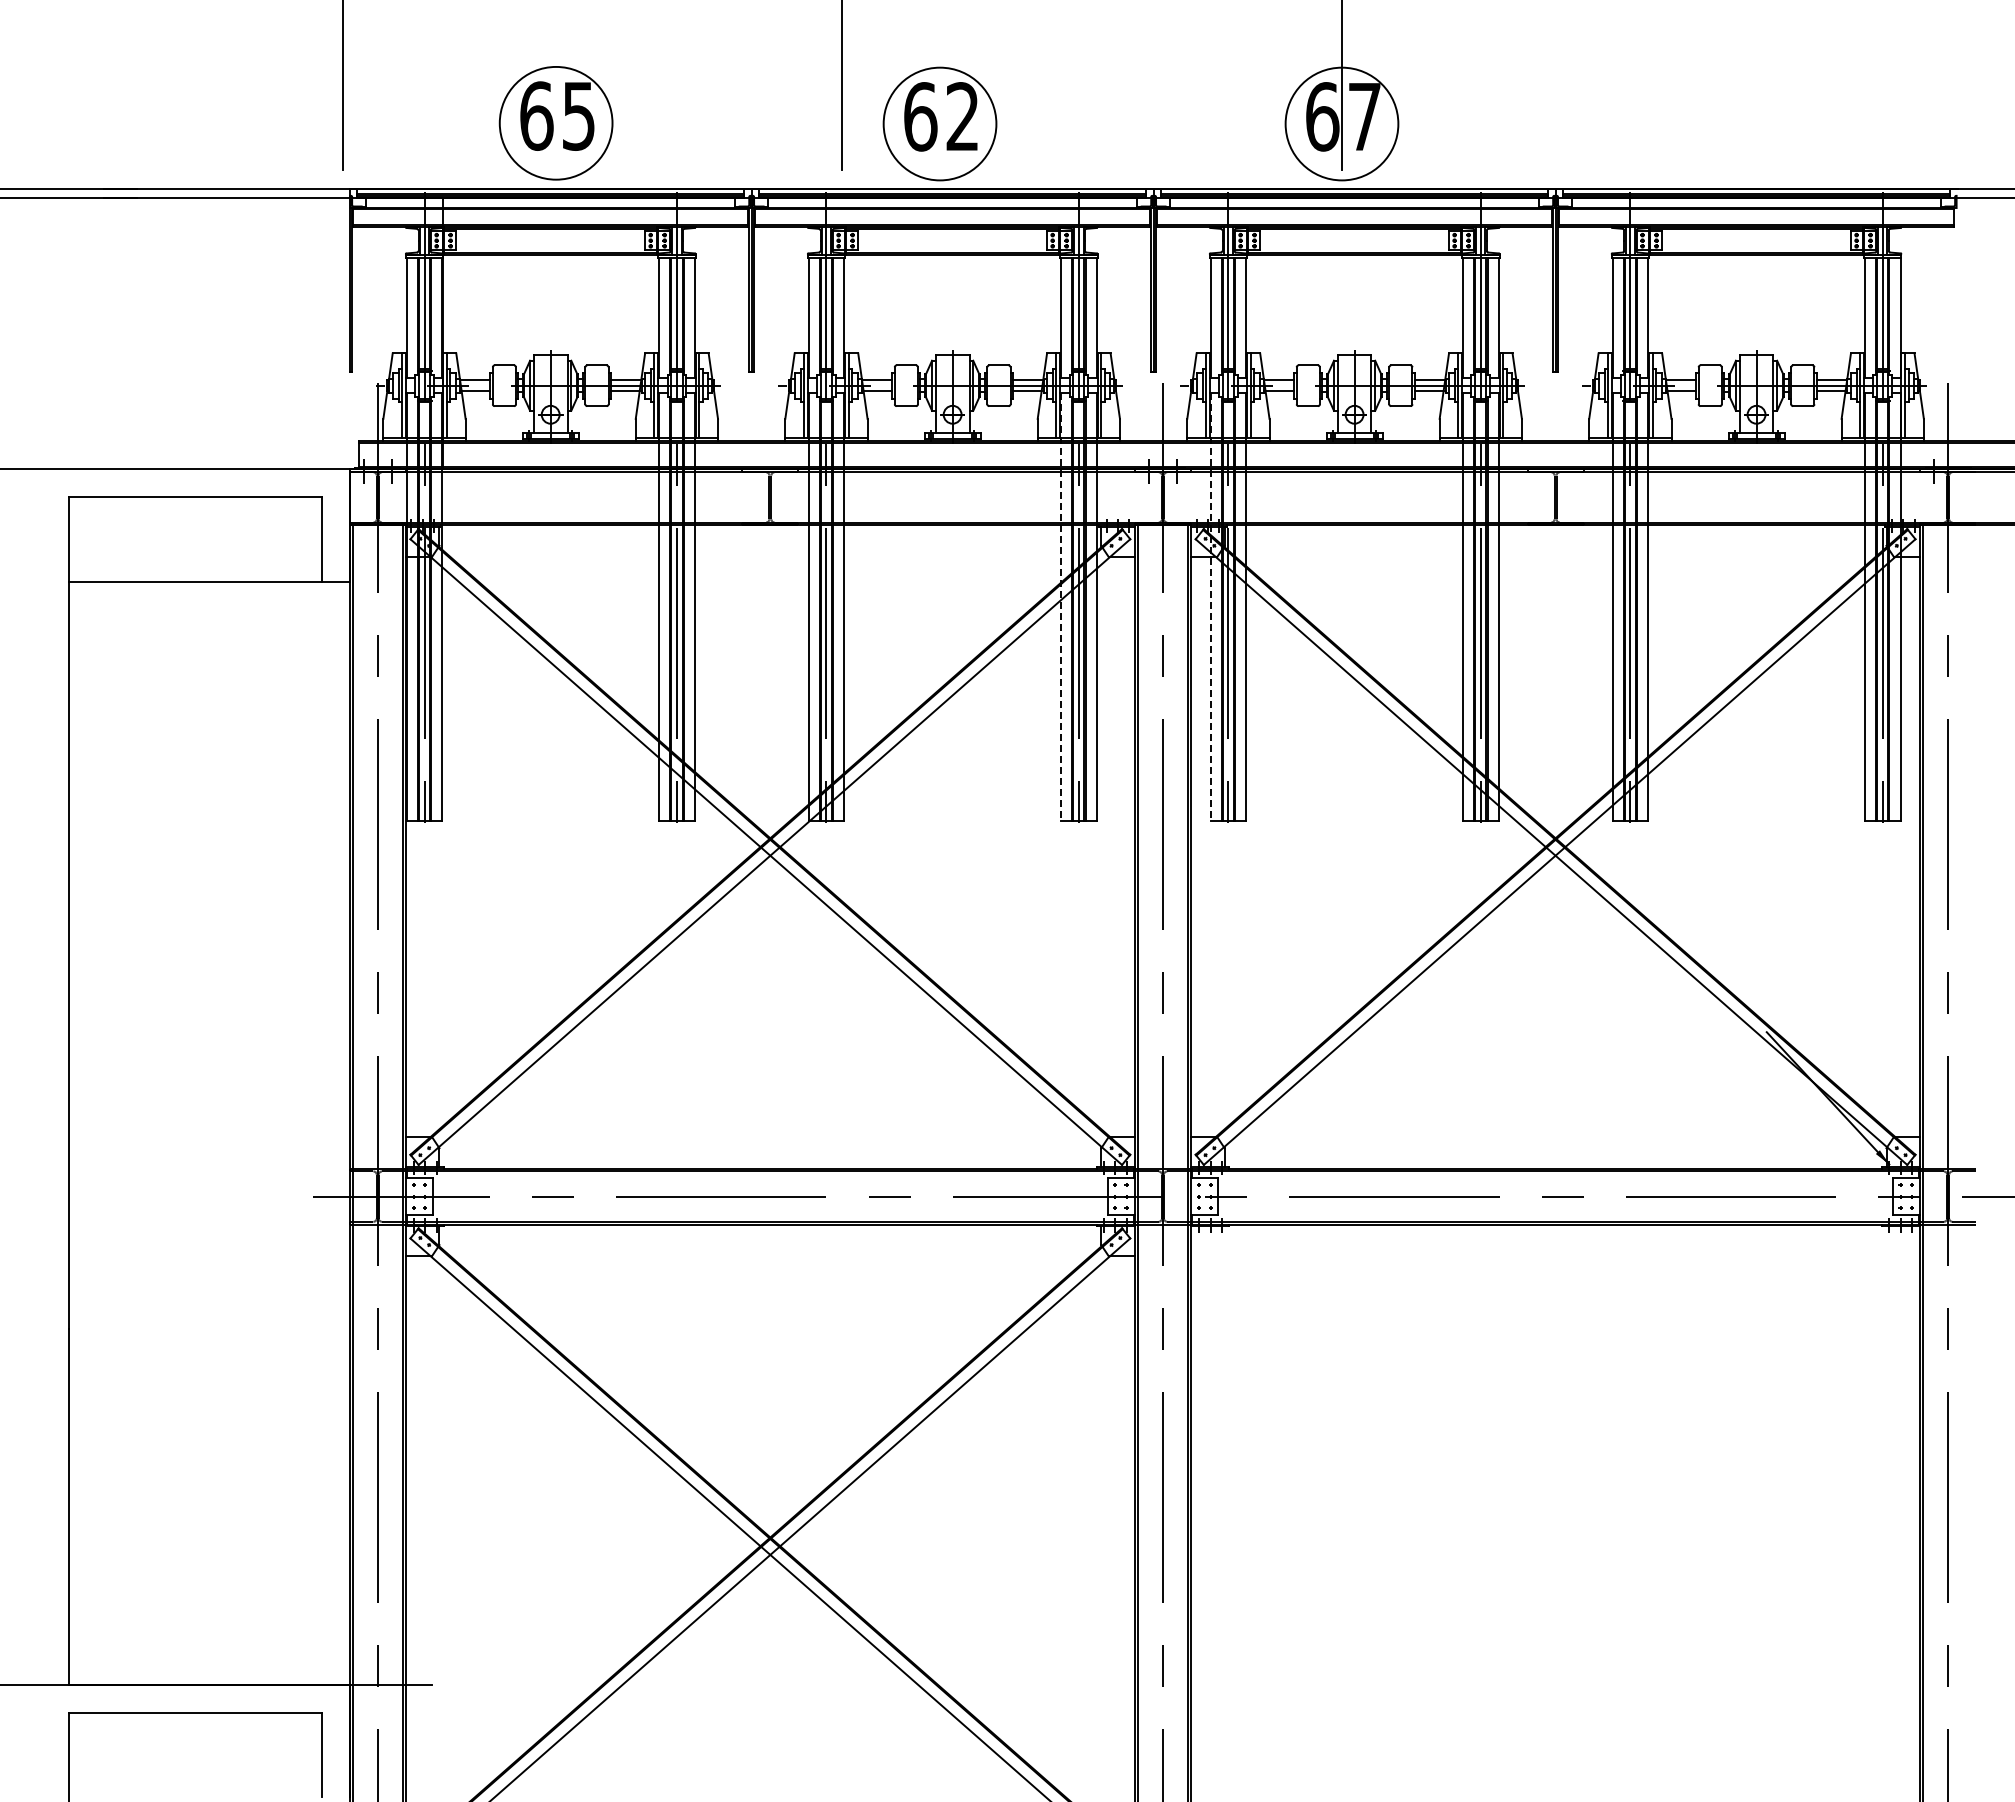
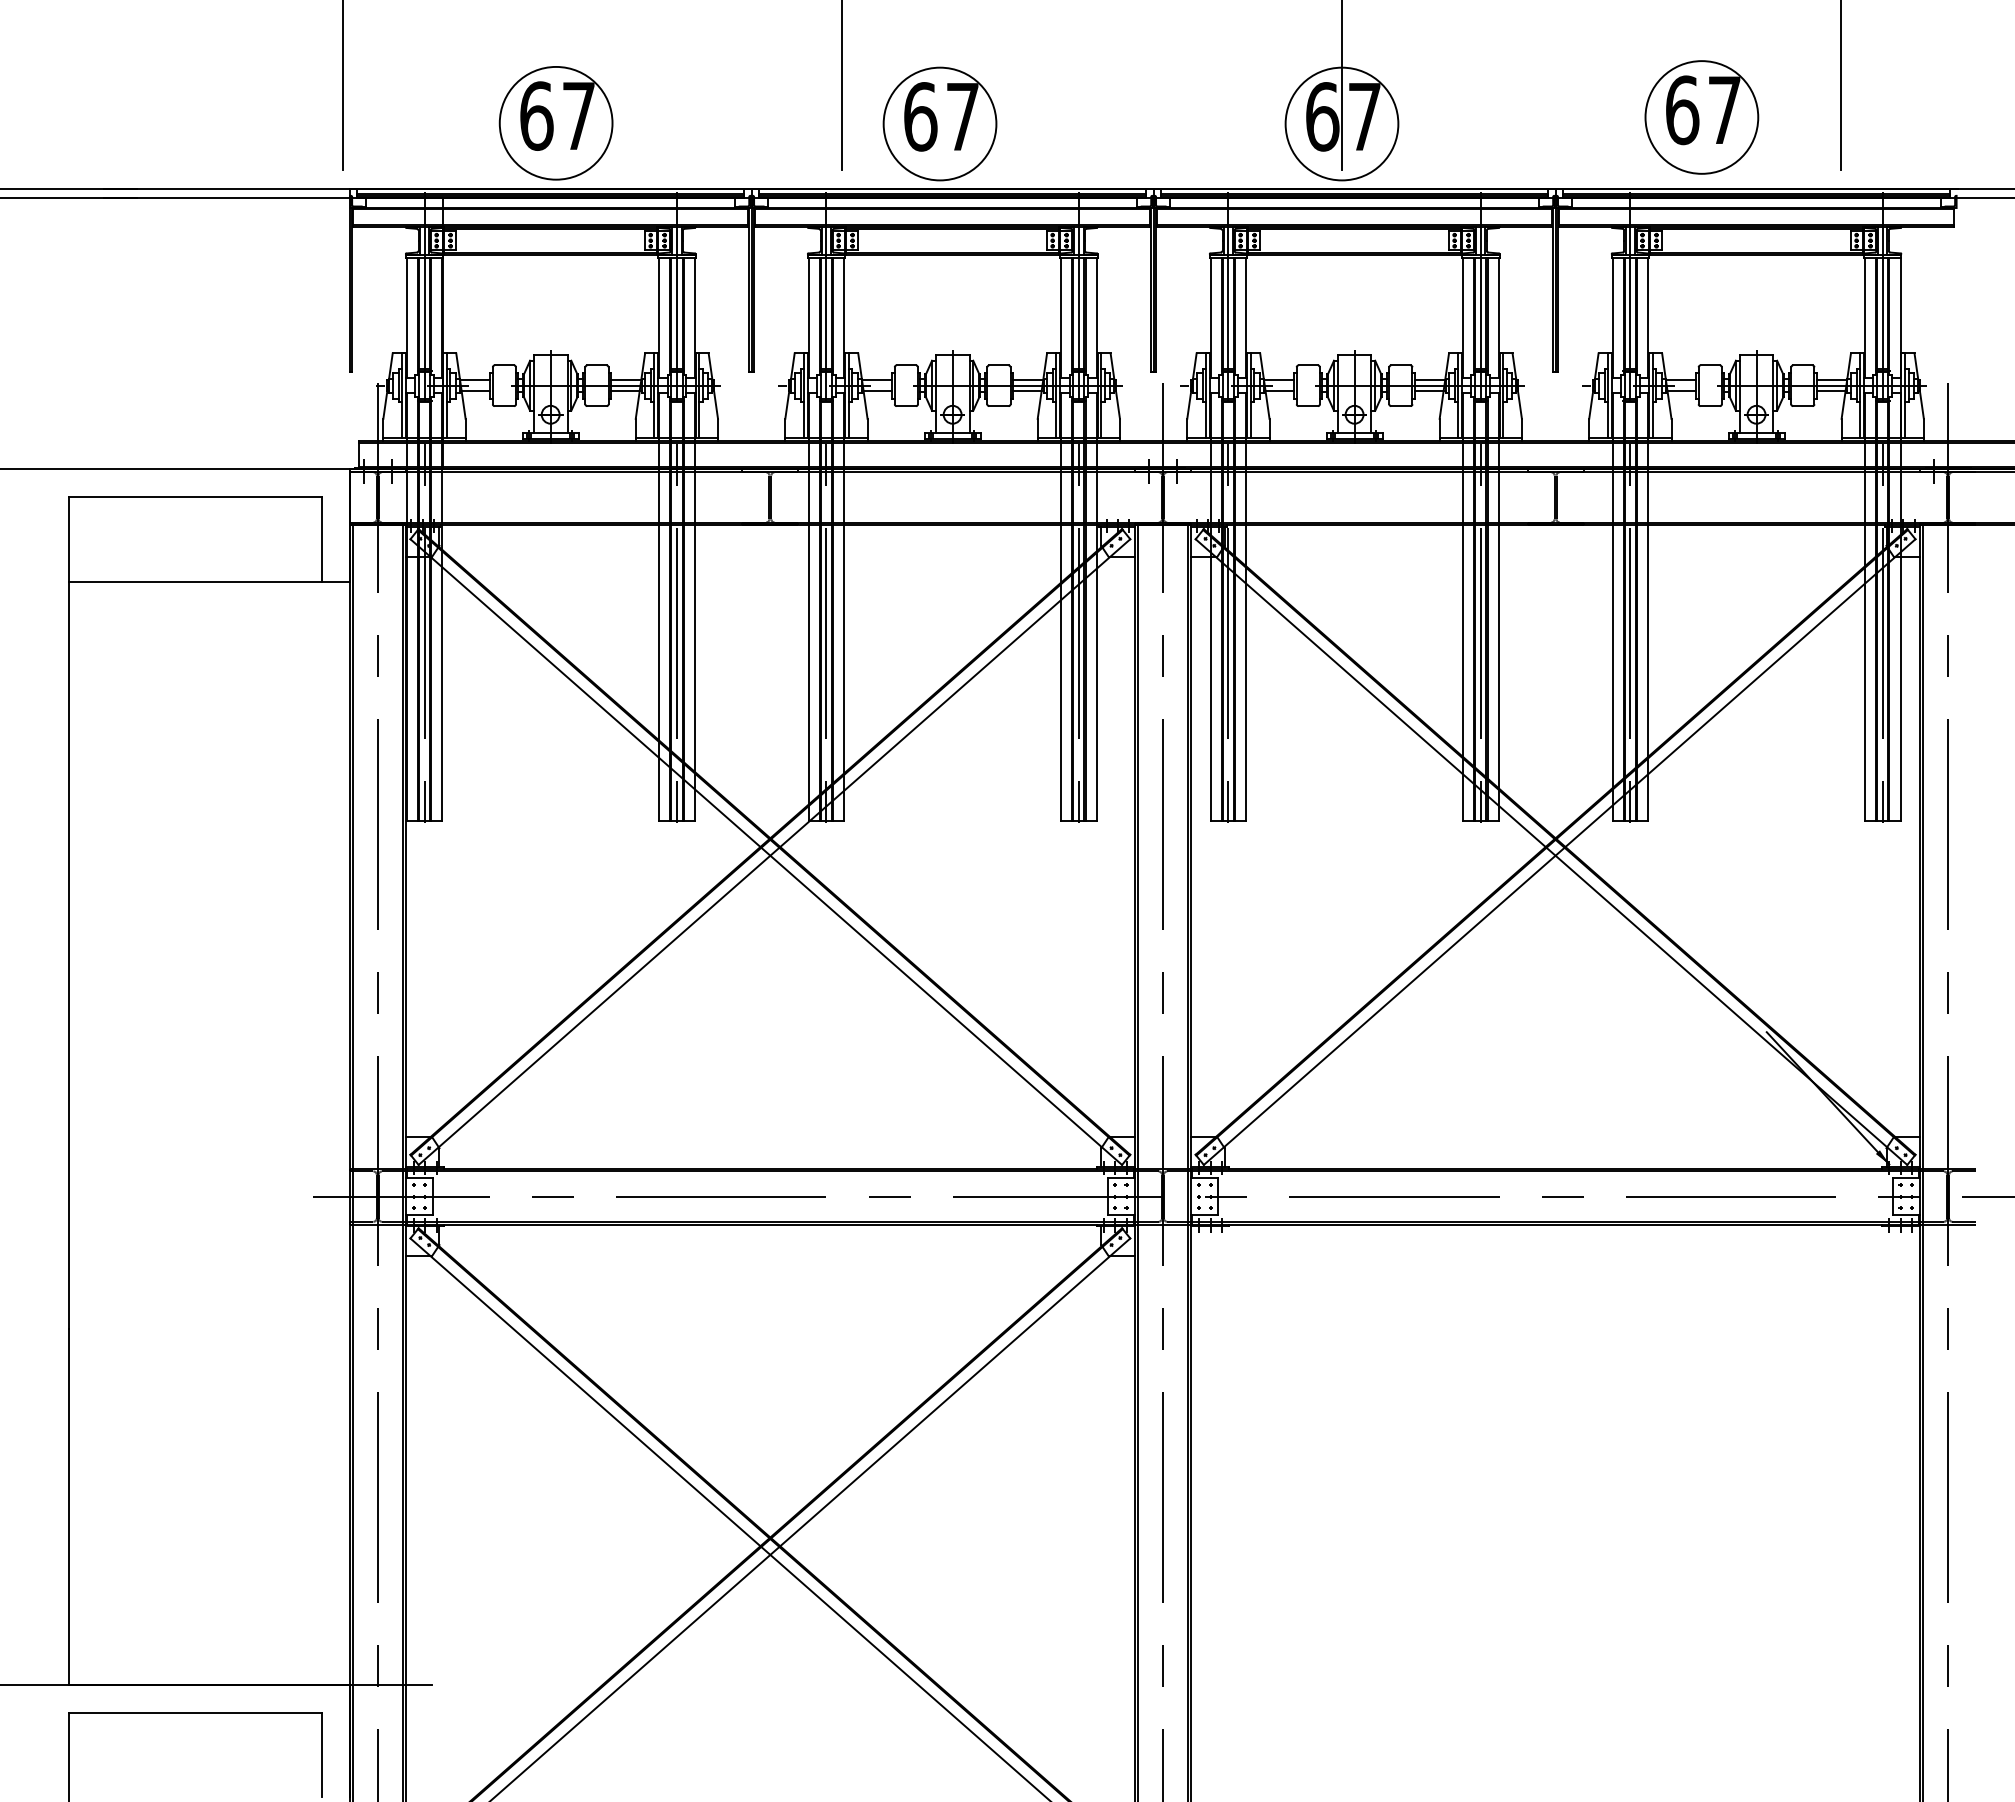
line: none -> present (1840, 86)
text: 65 -> 67 (578, 116)
text: 62 -> 67 (962, 116)
part: none -> present (1701, 117)
line: dashed -> solid (1061, 607)
line: dashed -> solid (1210, 607)
